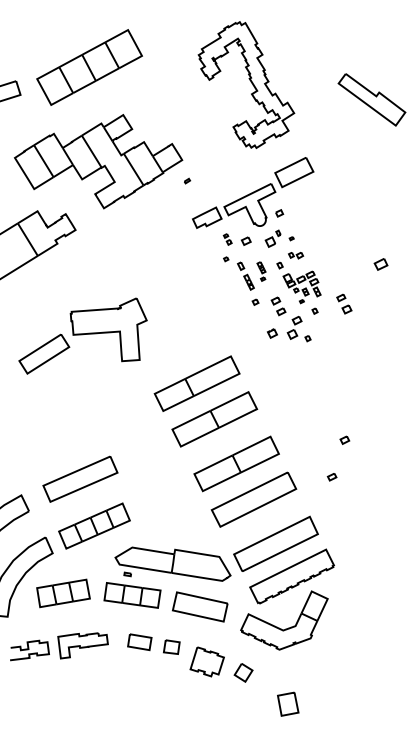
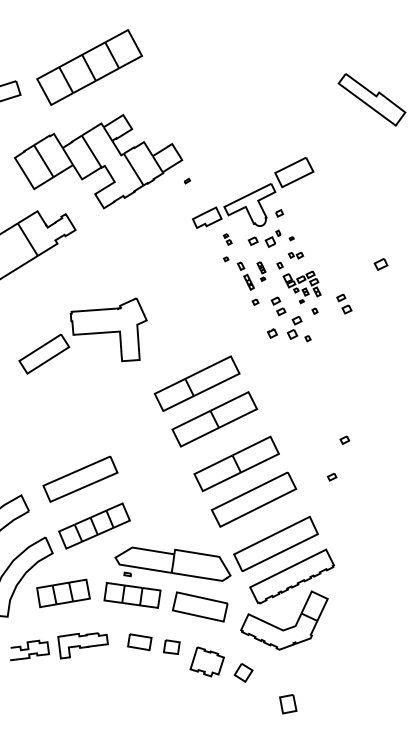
part: present -> none (246, 84)
part position: (245, 240) -> (252, 240) (252, 240)
part size: 23x26 px -> 19x21 px (288, 704)
